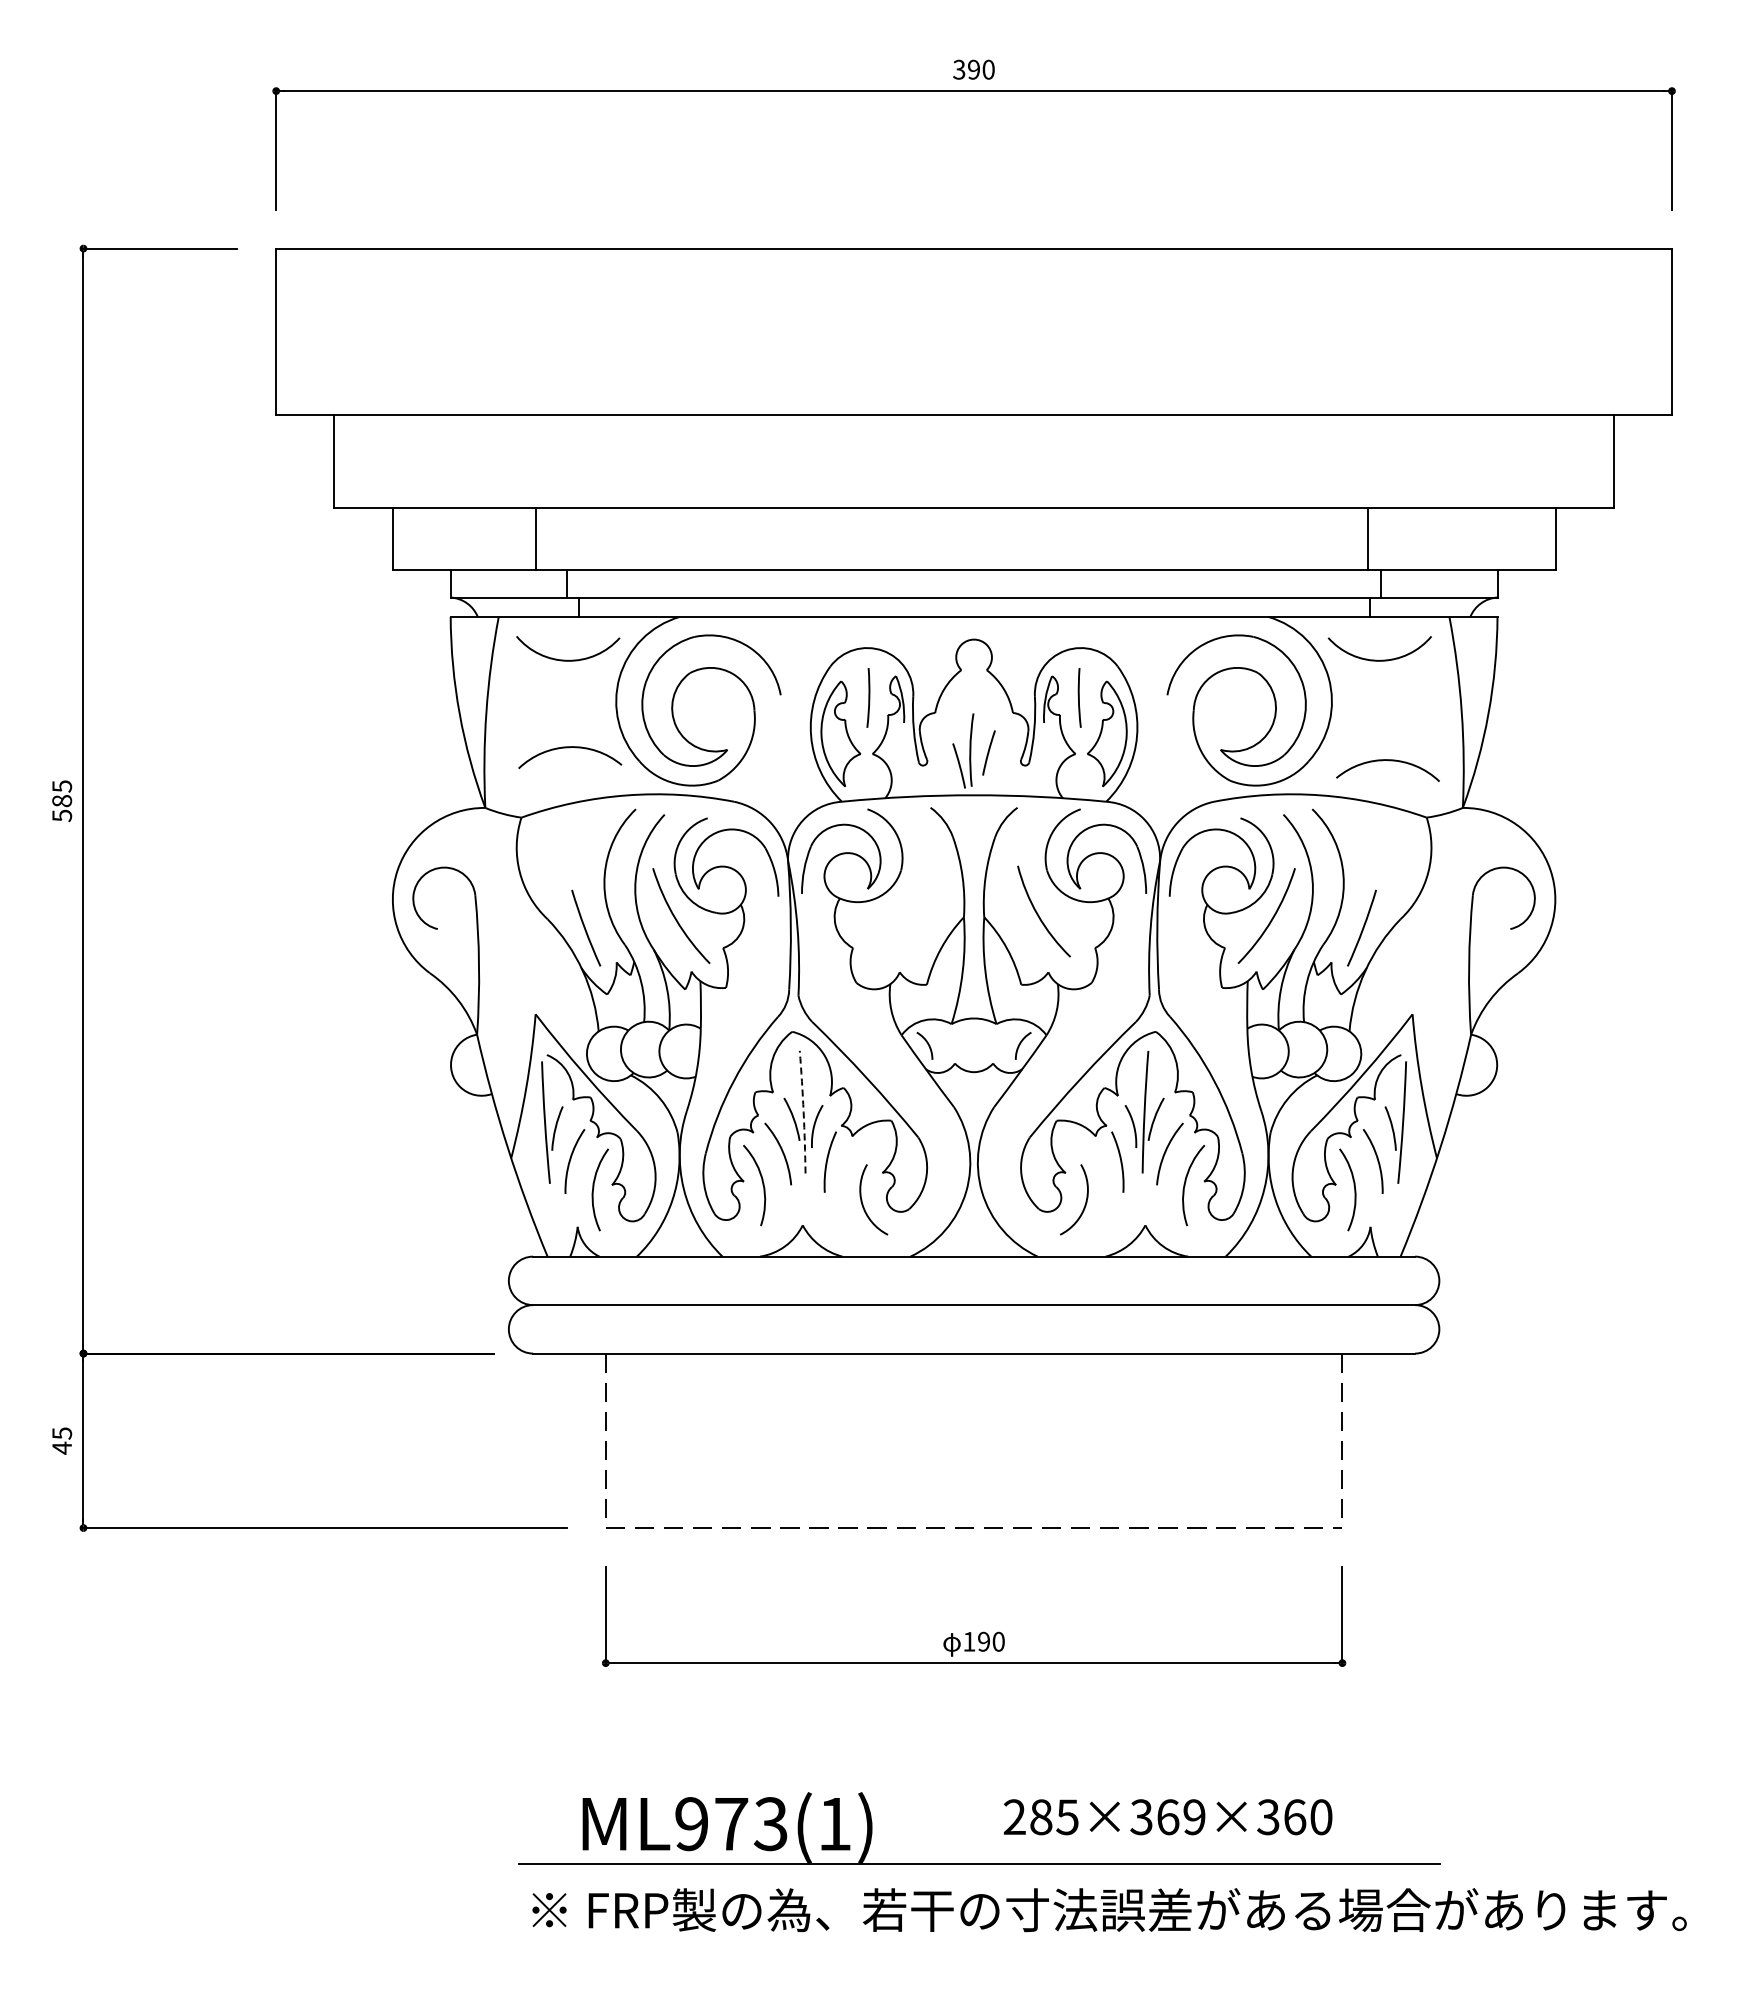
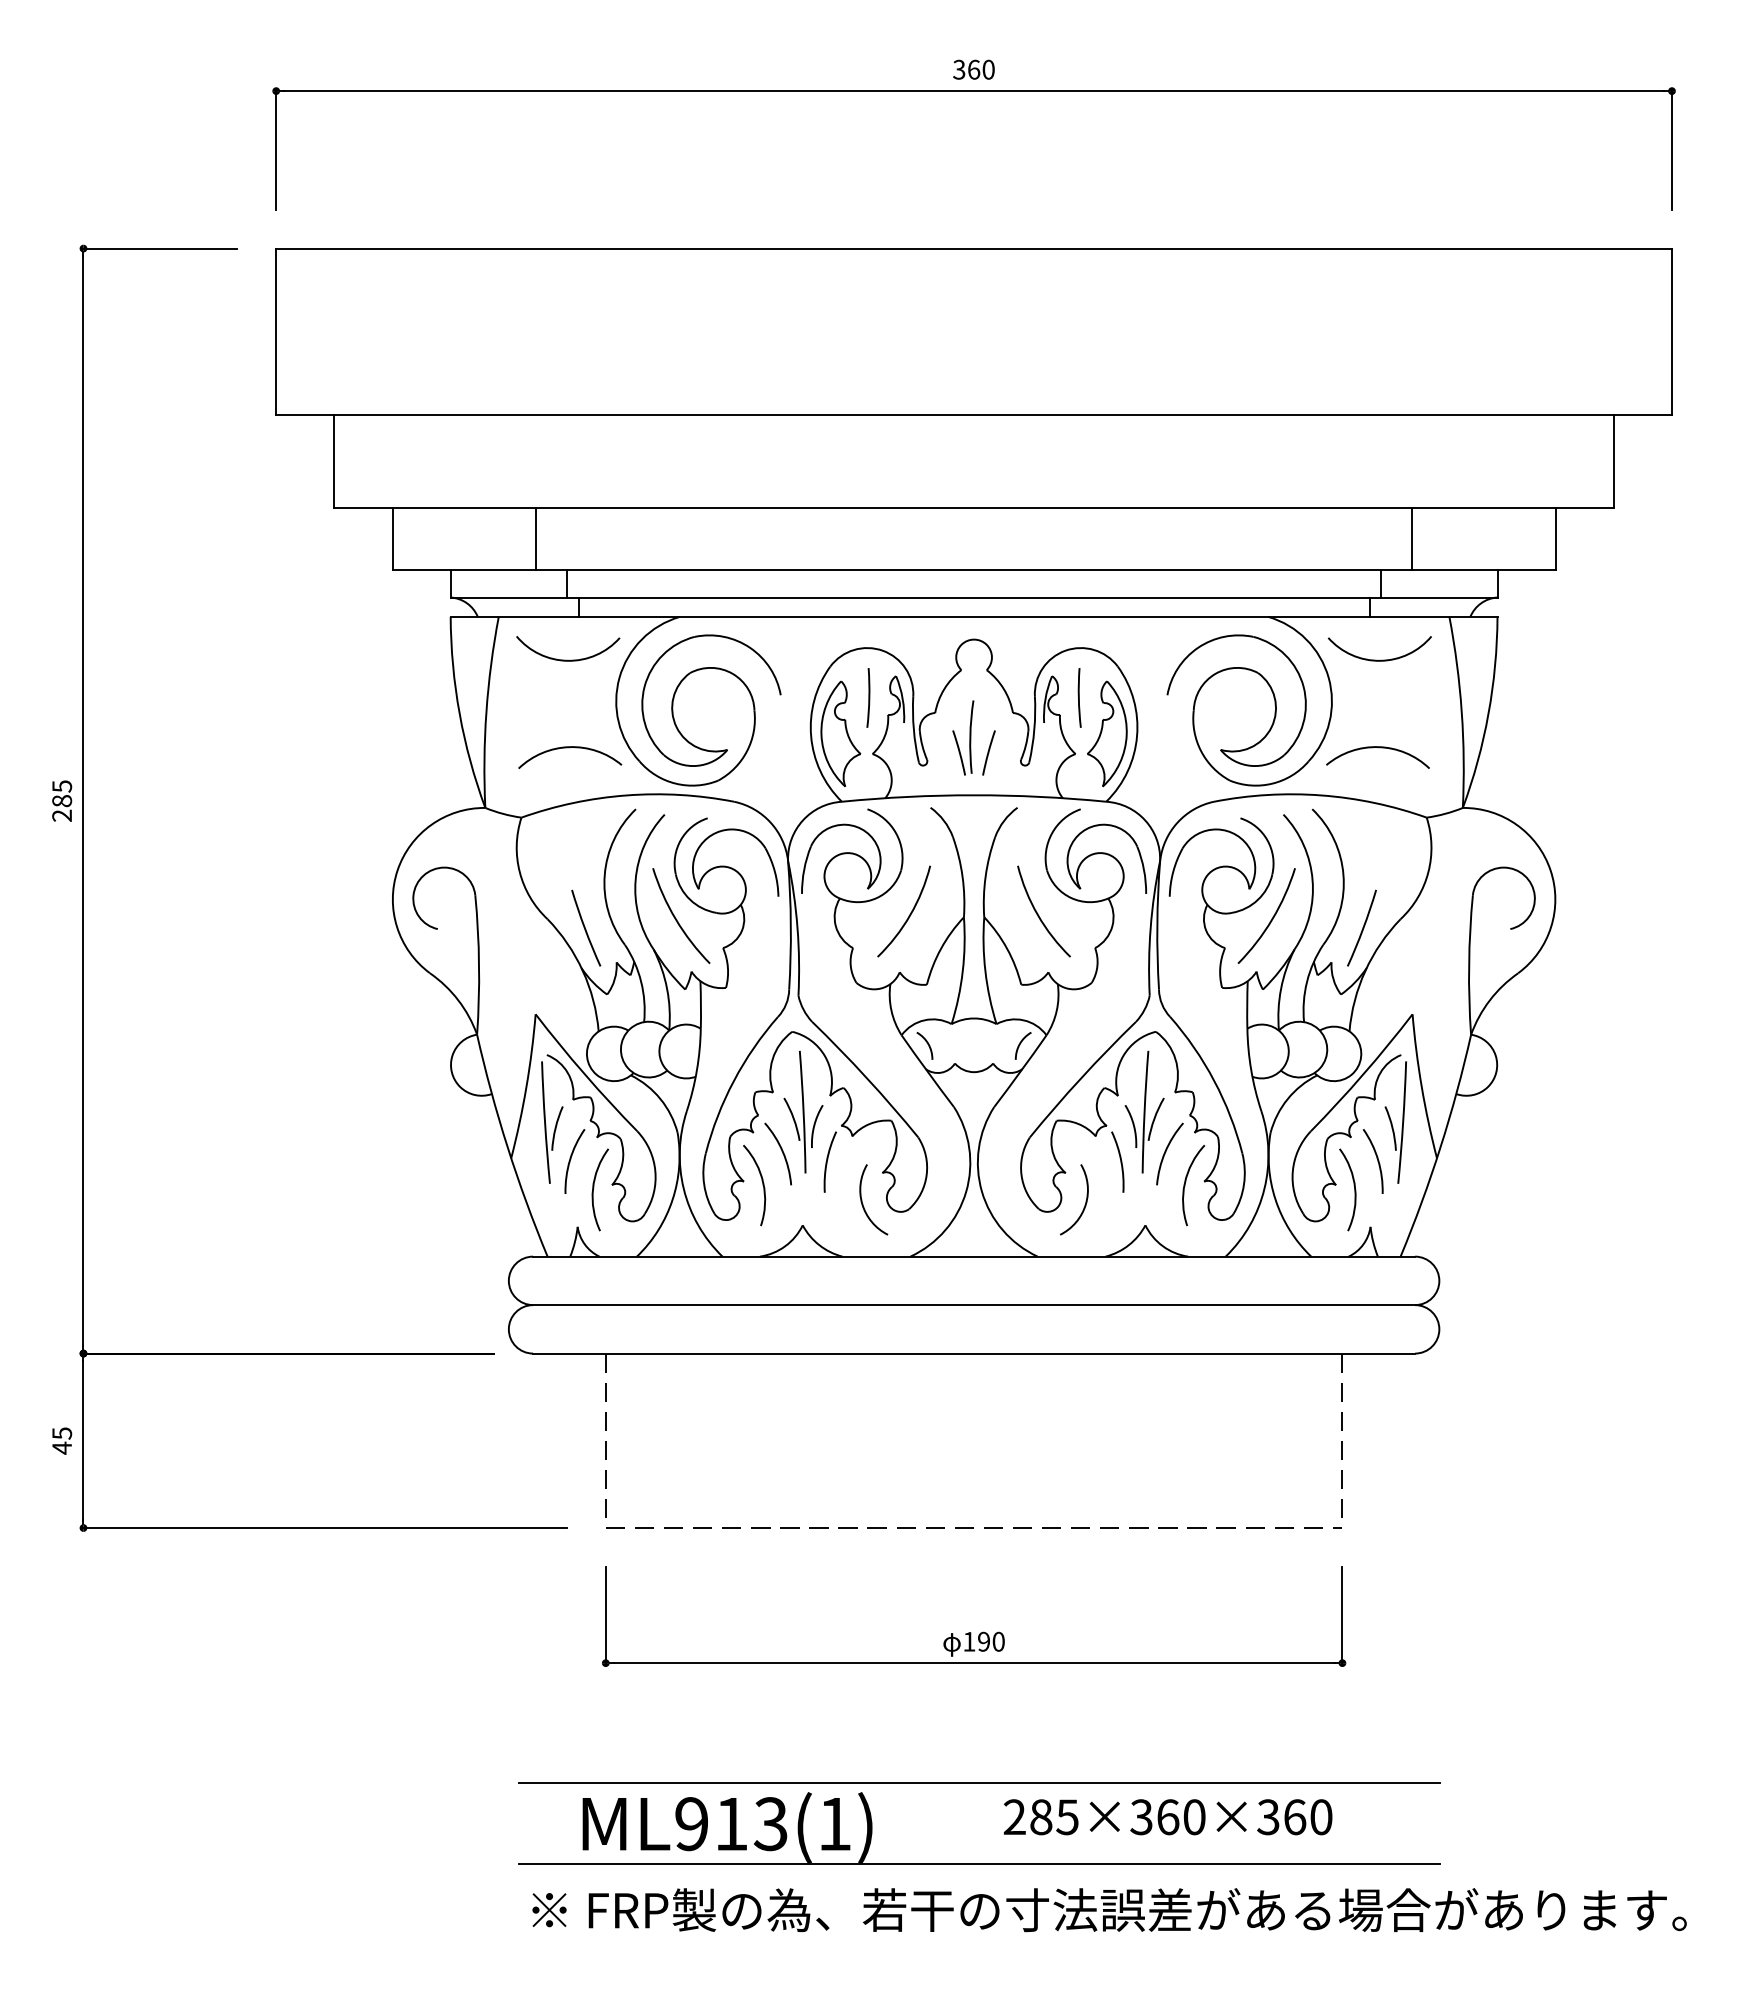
text: 390 -> 360 (974, 69)
line position: (1368, 539) -> (1412, 539) (1412, 539)
part position: (963, 750) -> (963, 737) (963, 737)
arc position: (1388, 761) -> (1378, 748) (1378, 748)
text: 585 -> 285 (62, 815)
arc: none -> present (908, 915)
arc: dashed -> solid (803, 1112)
line: none -> present (979, 1782)
text: 285×369×360 -> 285×360×360 (1194, 1817)
text: ML973(1) -> ML913(1) (731, 1824)
